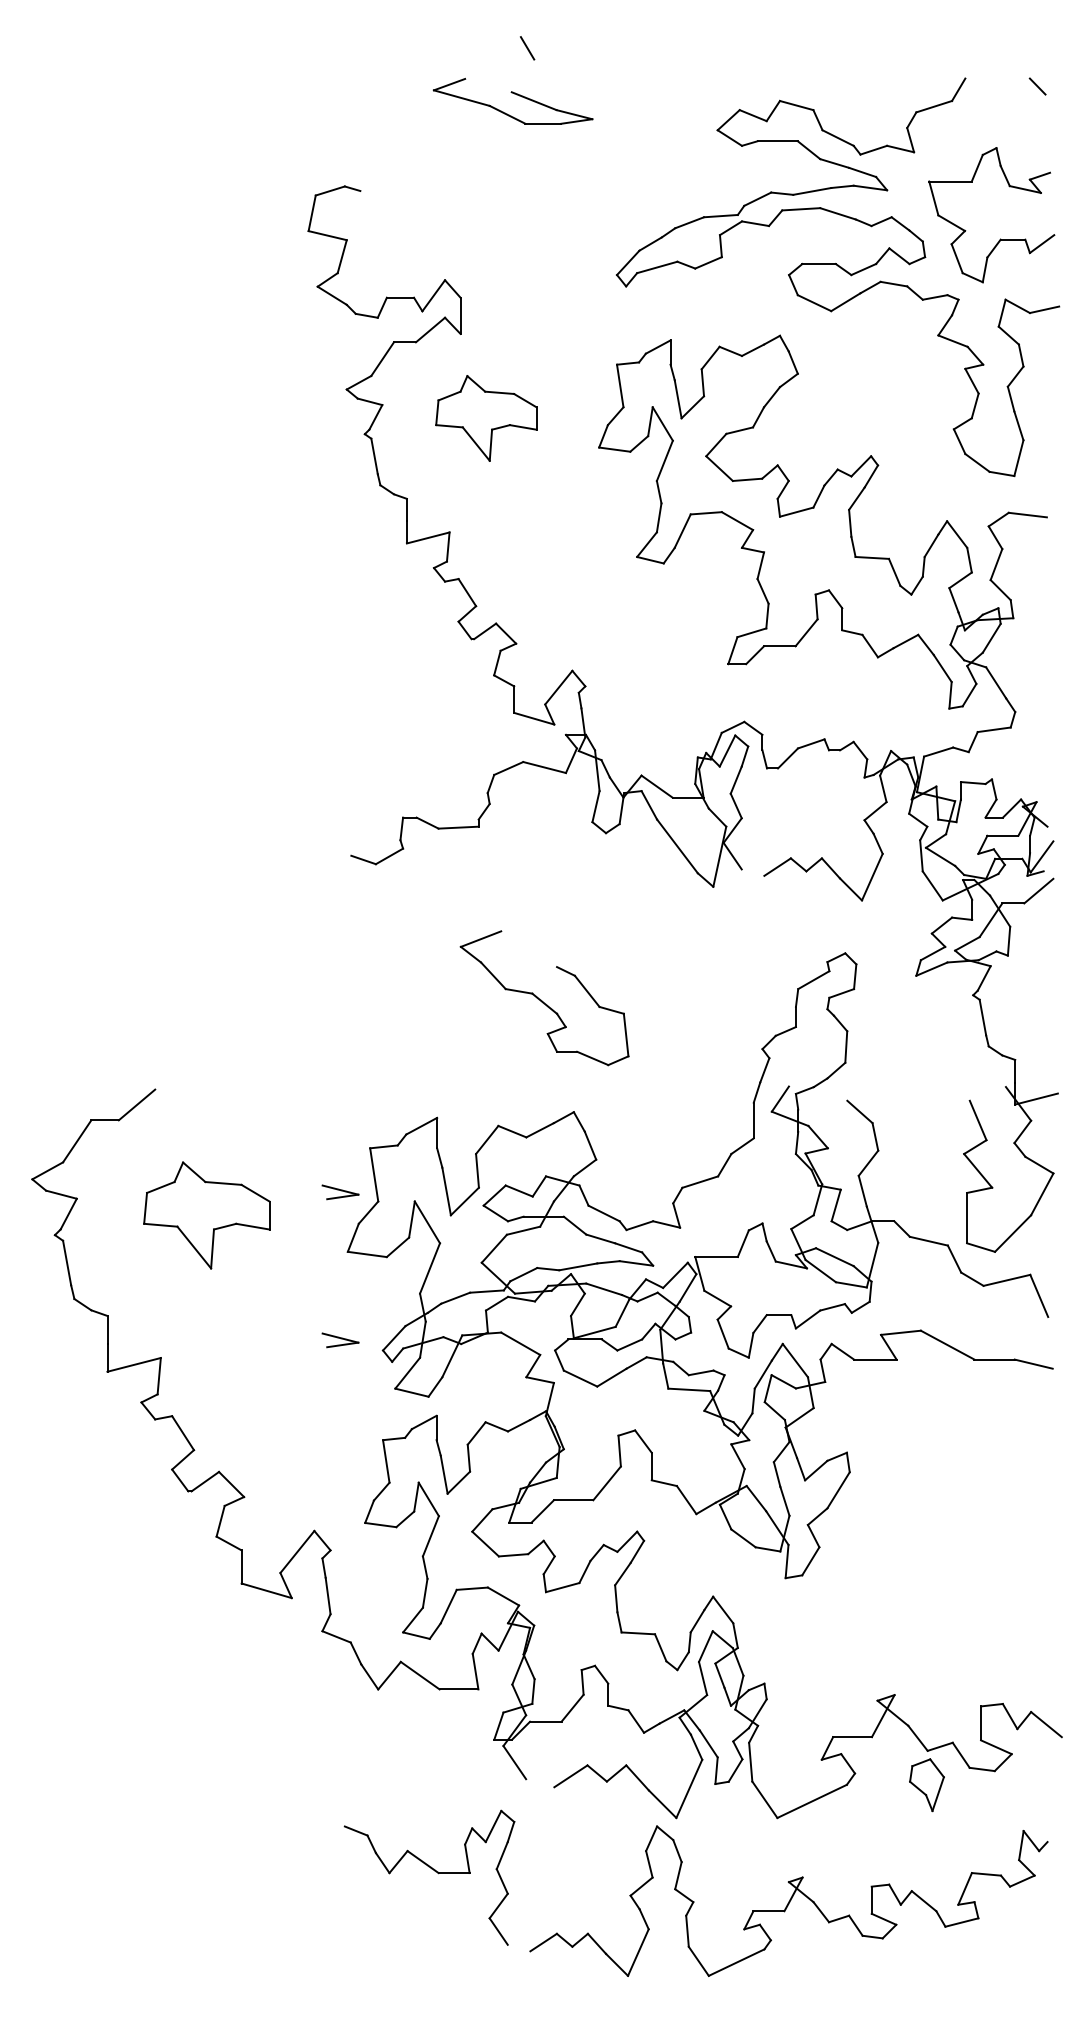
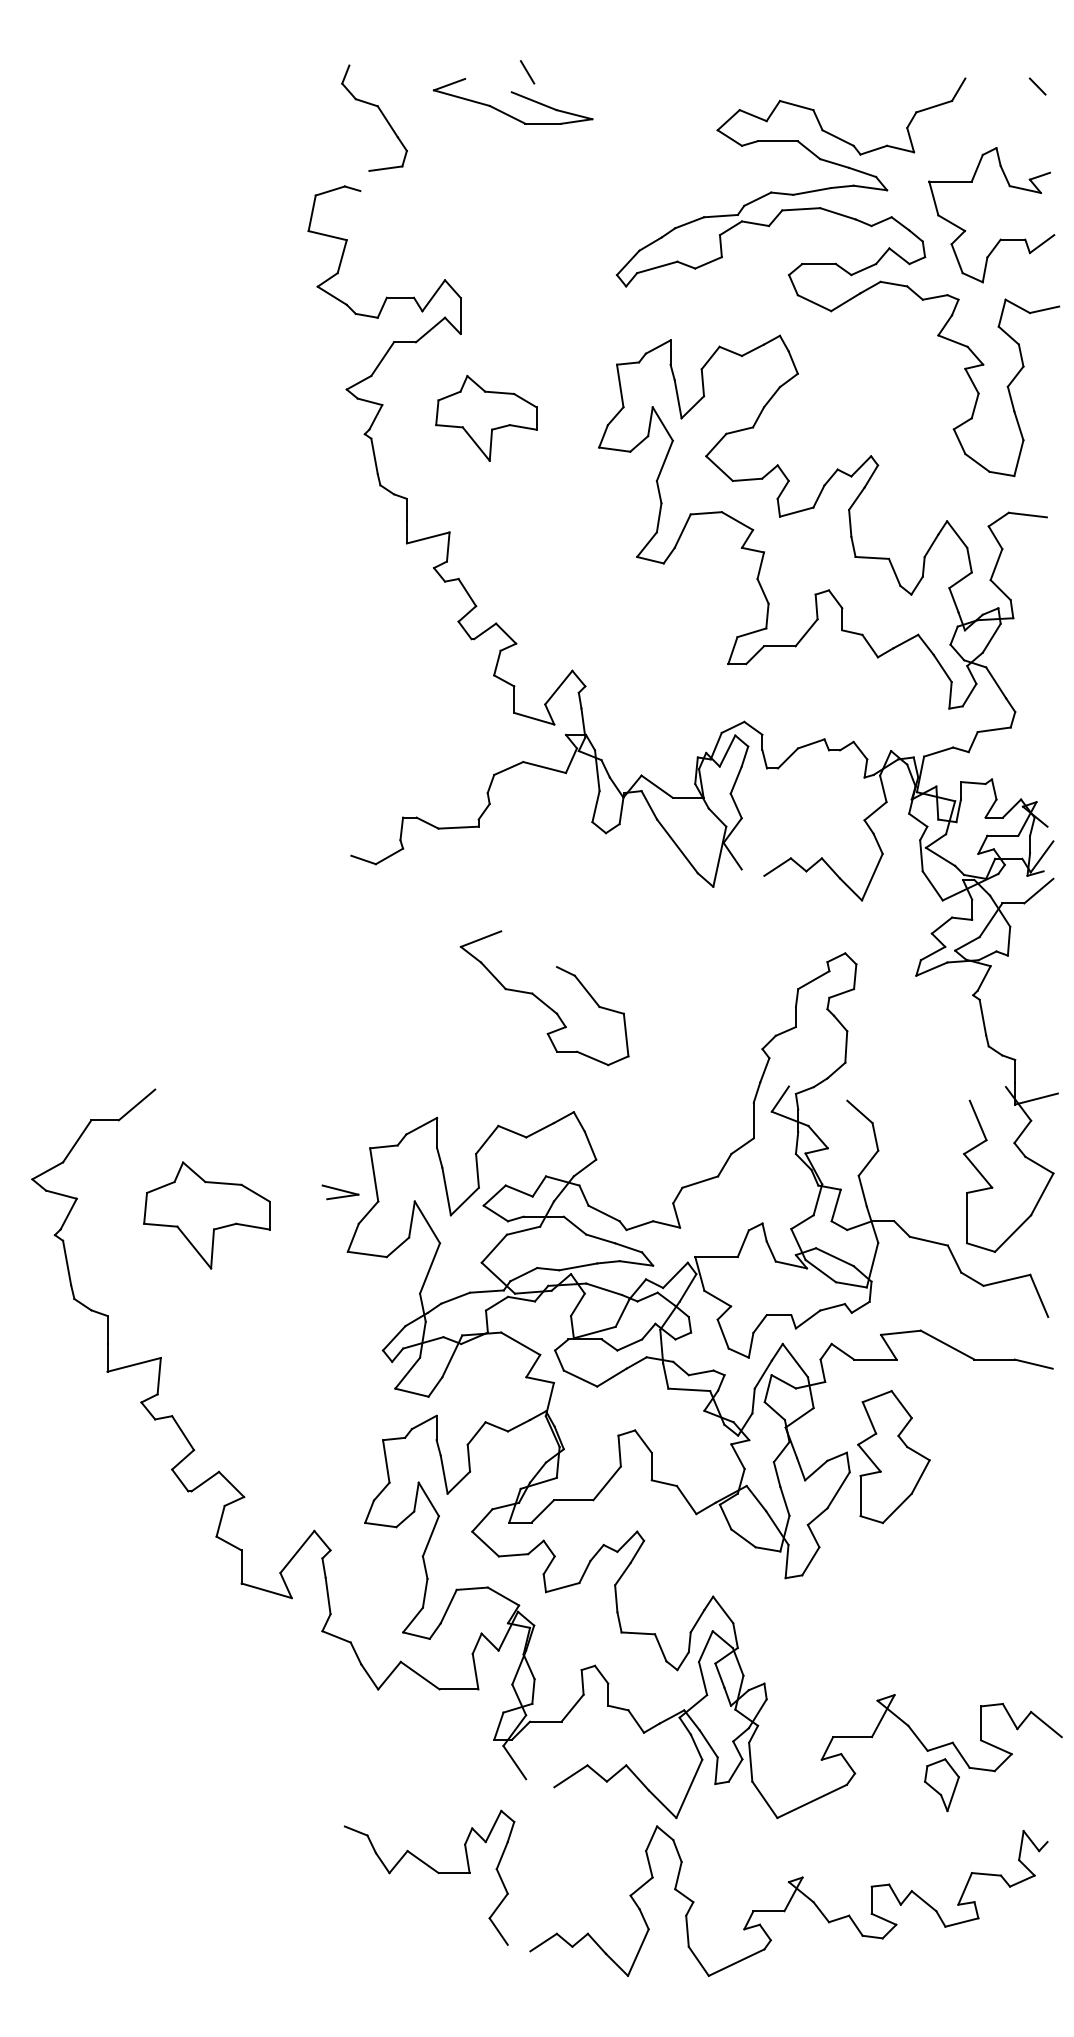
line position: (527, 48) -> (527, 72) (527, 72)
part: none -> present (380, 112)
part: present -> none (340, 1340)
part: none -> present (893, 1456)
part position: (926, 1785) -> (941, 1785) (941, 1785)
